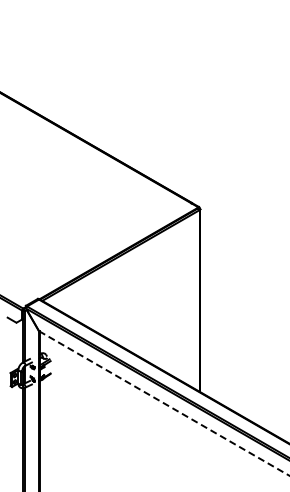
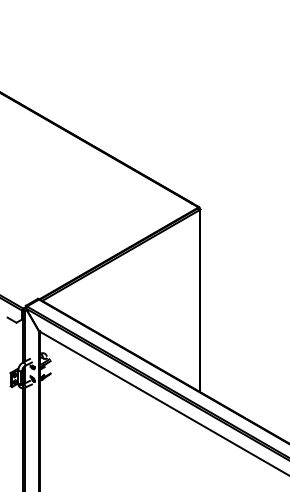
line: dashed -> solid (164, 403)
